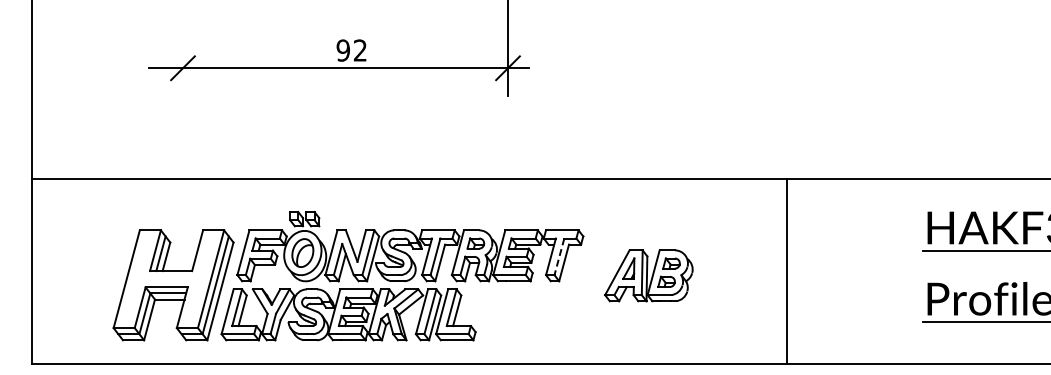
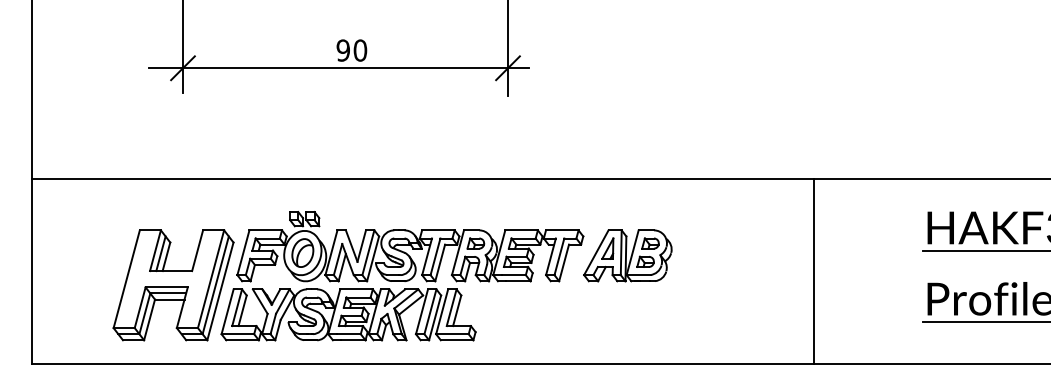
line: none -> present (183, 47)
text: 92 -> 90 (360, 50)
line: dashed -> solid (559, 256)
line position: (787, 271) -> (814, 271) (814, 271)
part position: (648, 275) -> (627, 255) (627, 255)
